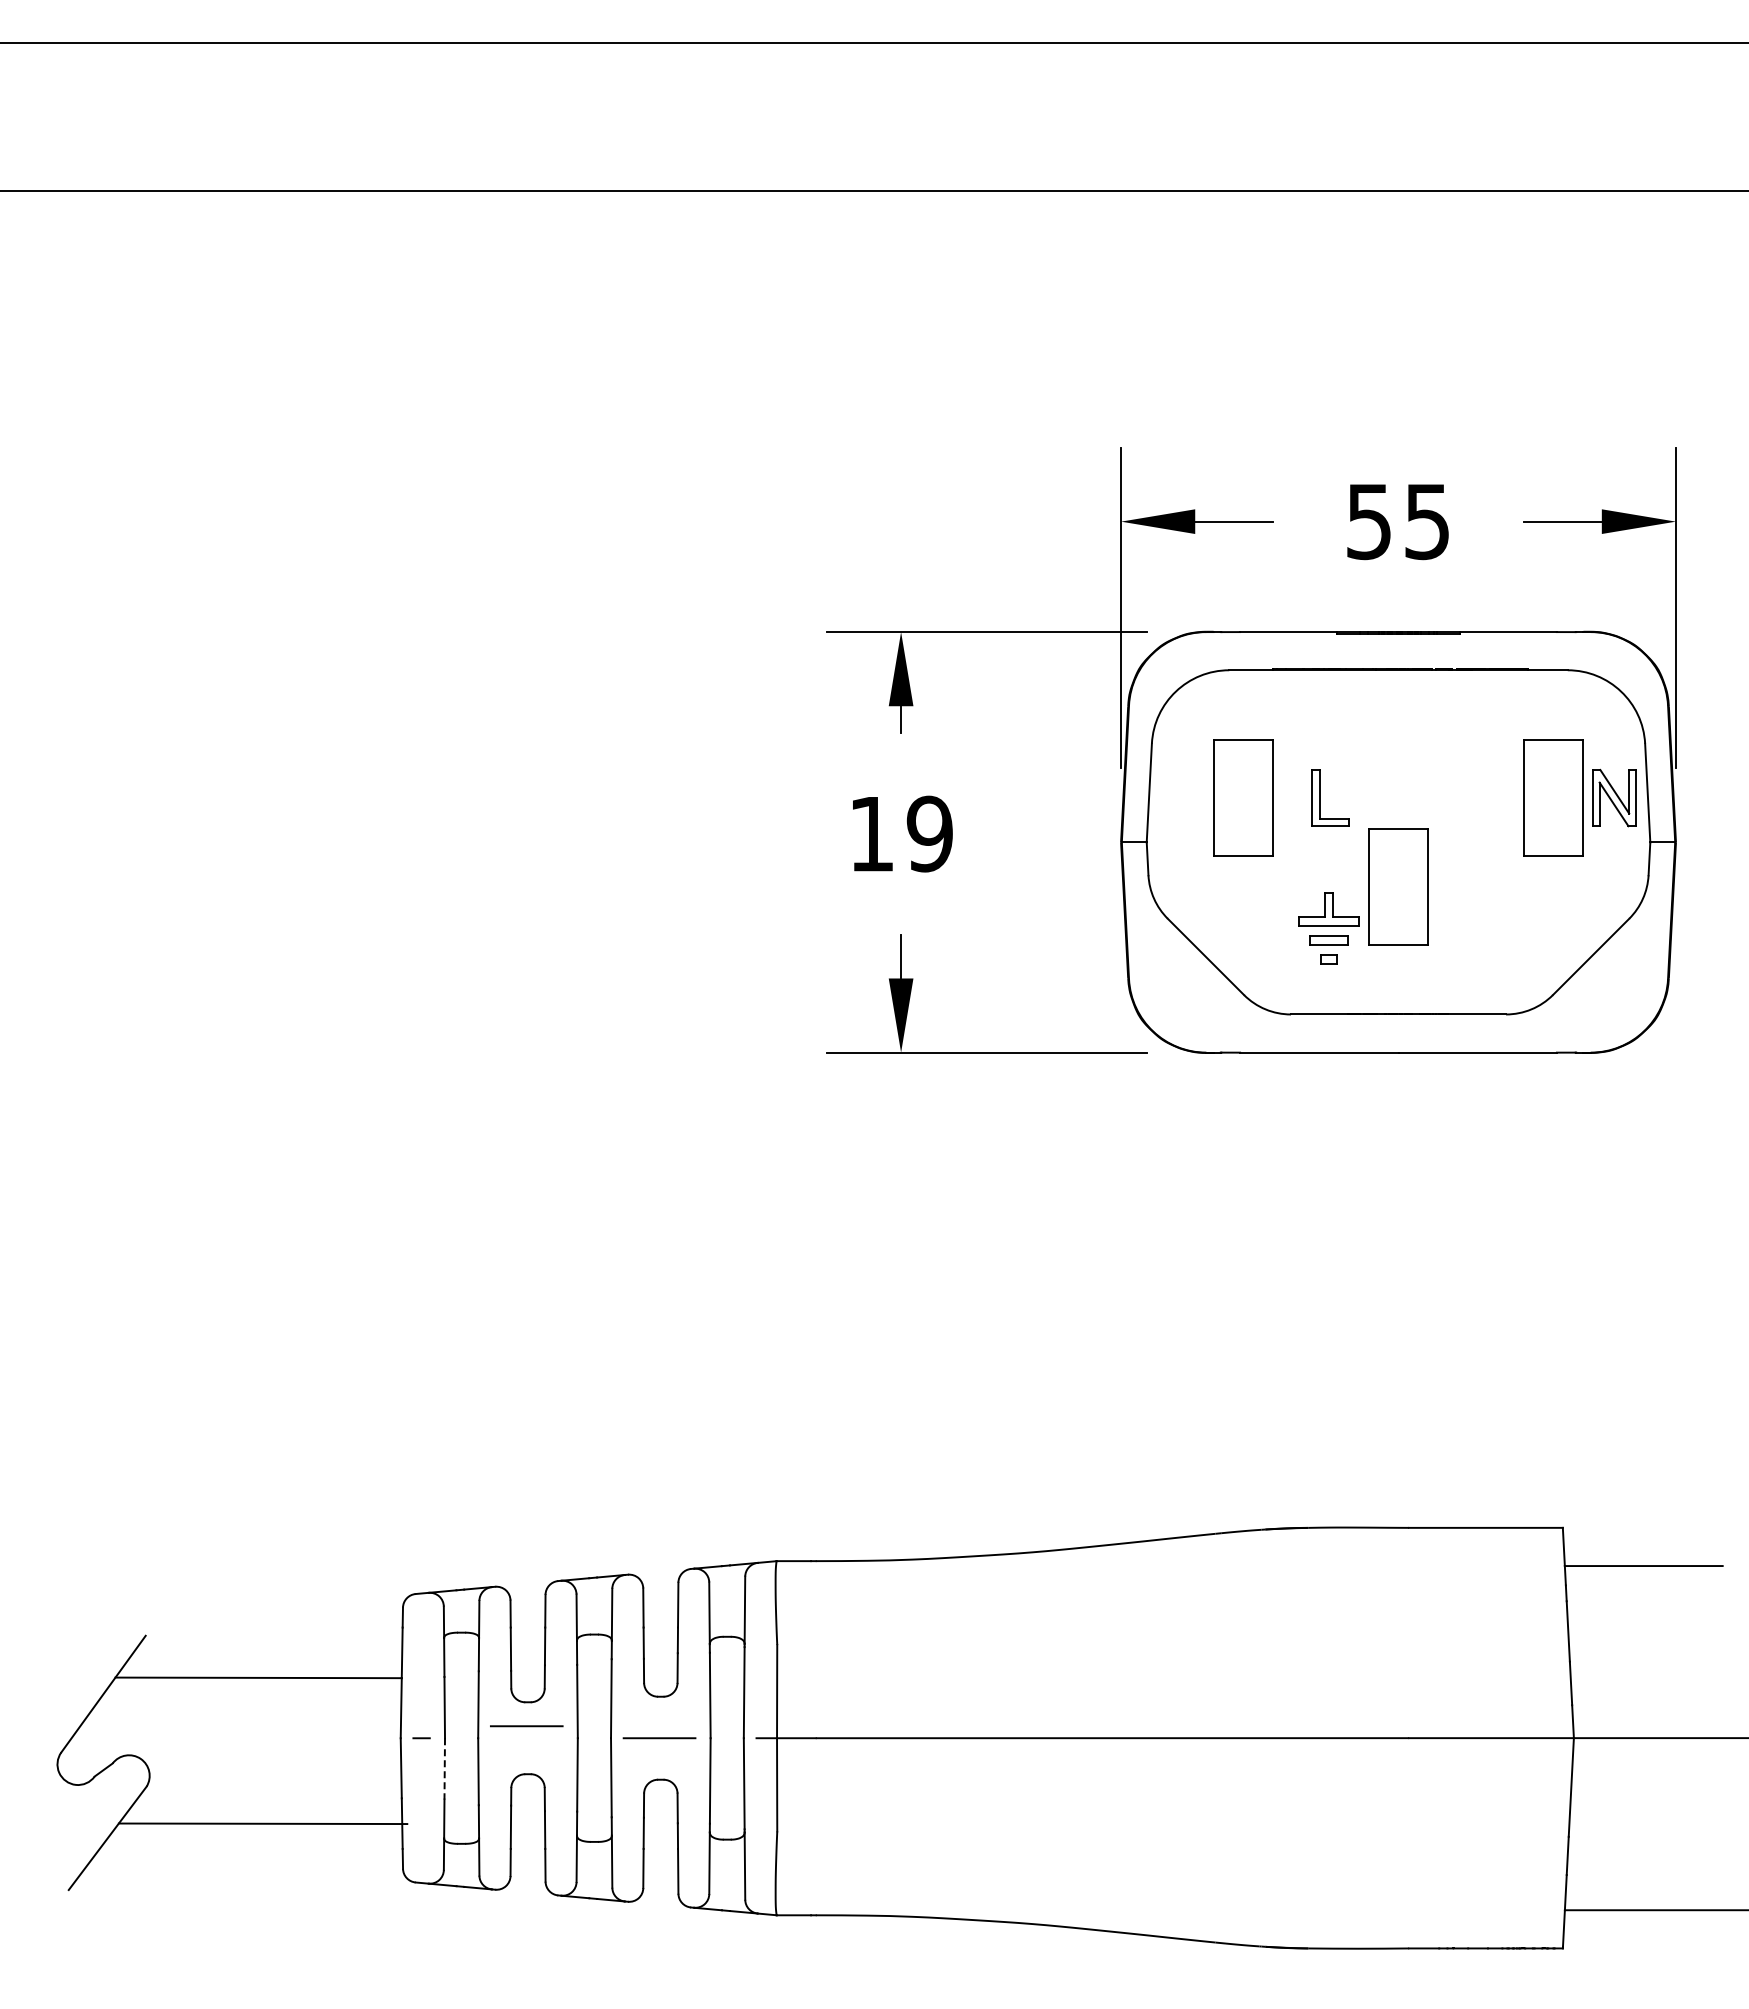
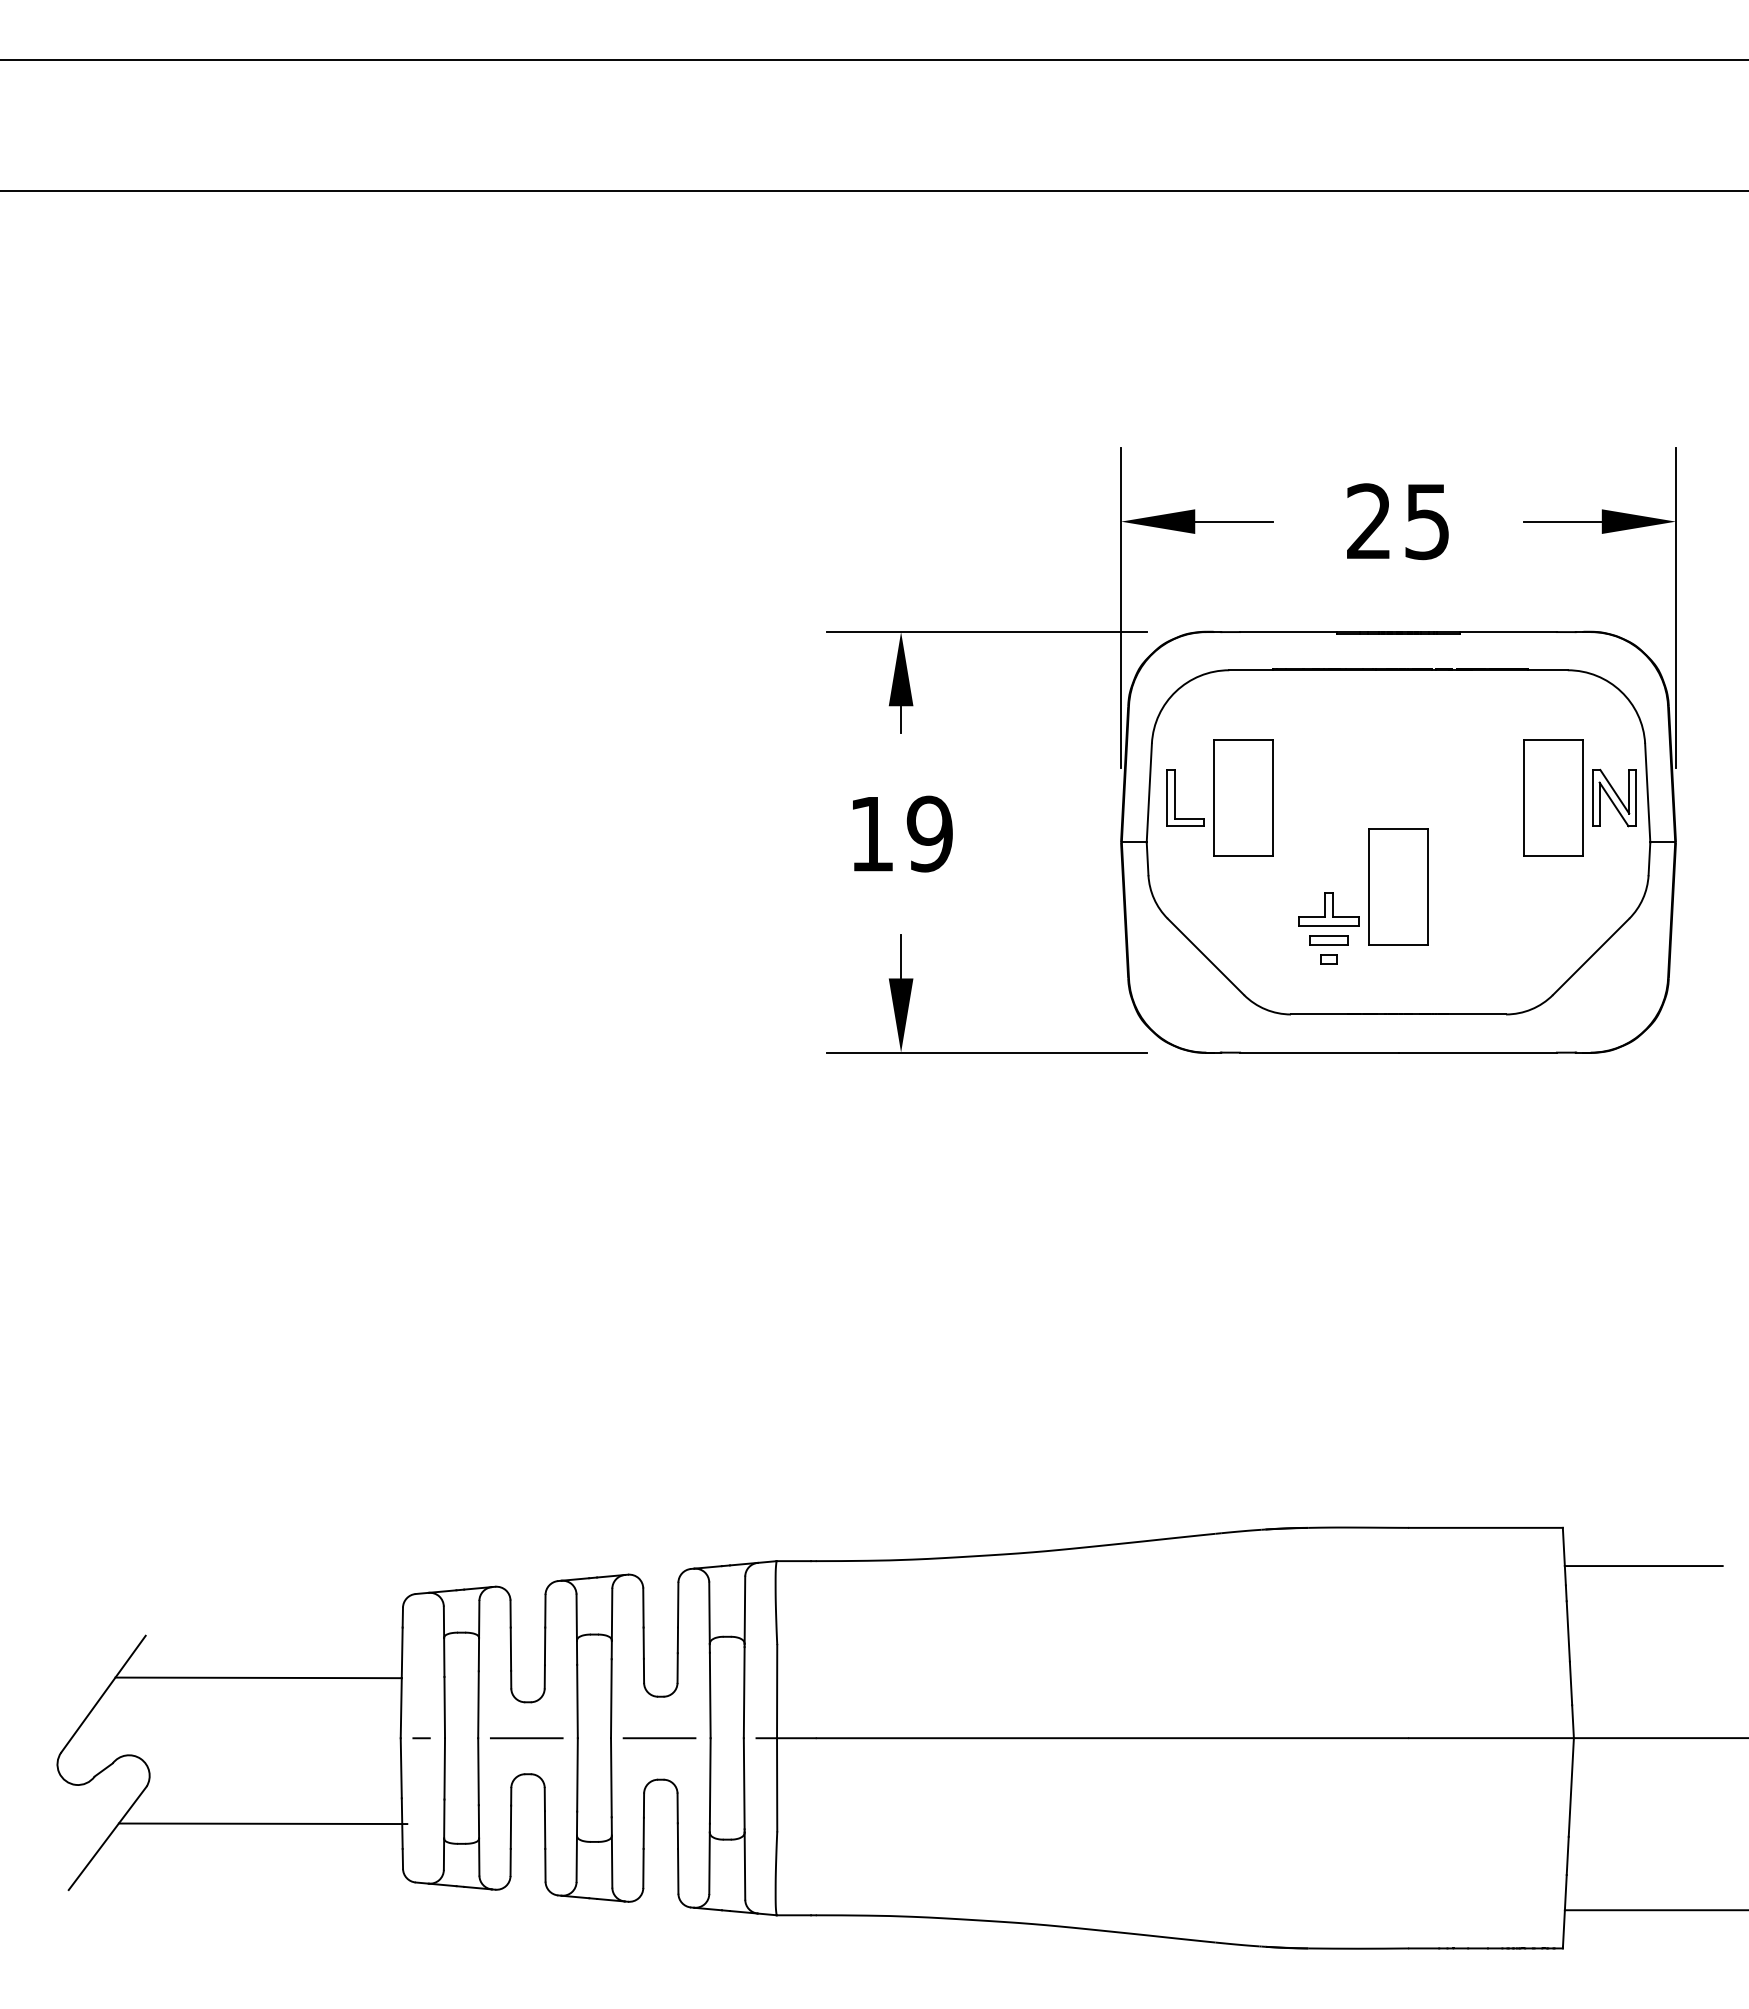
line position: (873, 43) -> (873, 60) (873, 60)
text: 55 -> 25 (1368, 521)
part position: (1320, 797) -> (1175, 797) (1175, 797)
line position: (526, 1726) -> (526, 1738) (526, 1738)
line: dashed -> solid (444, 1768)
